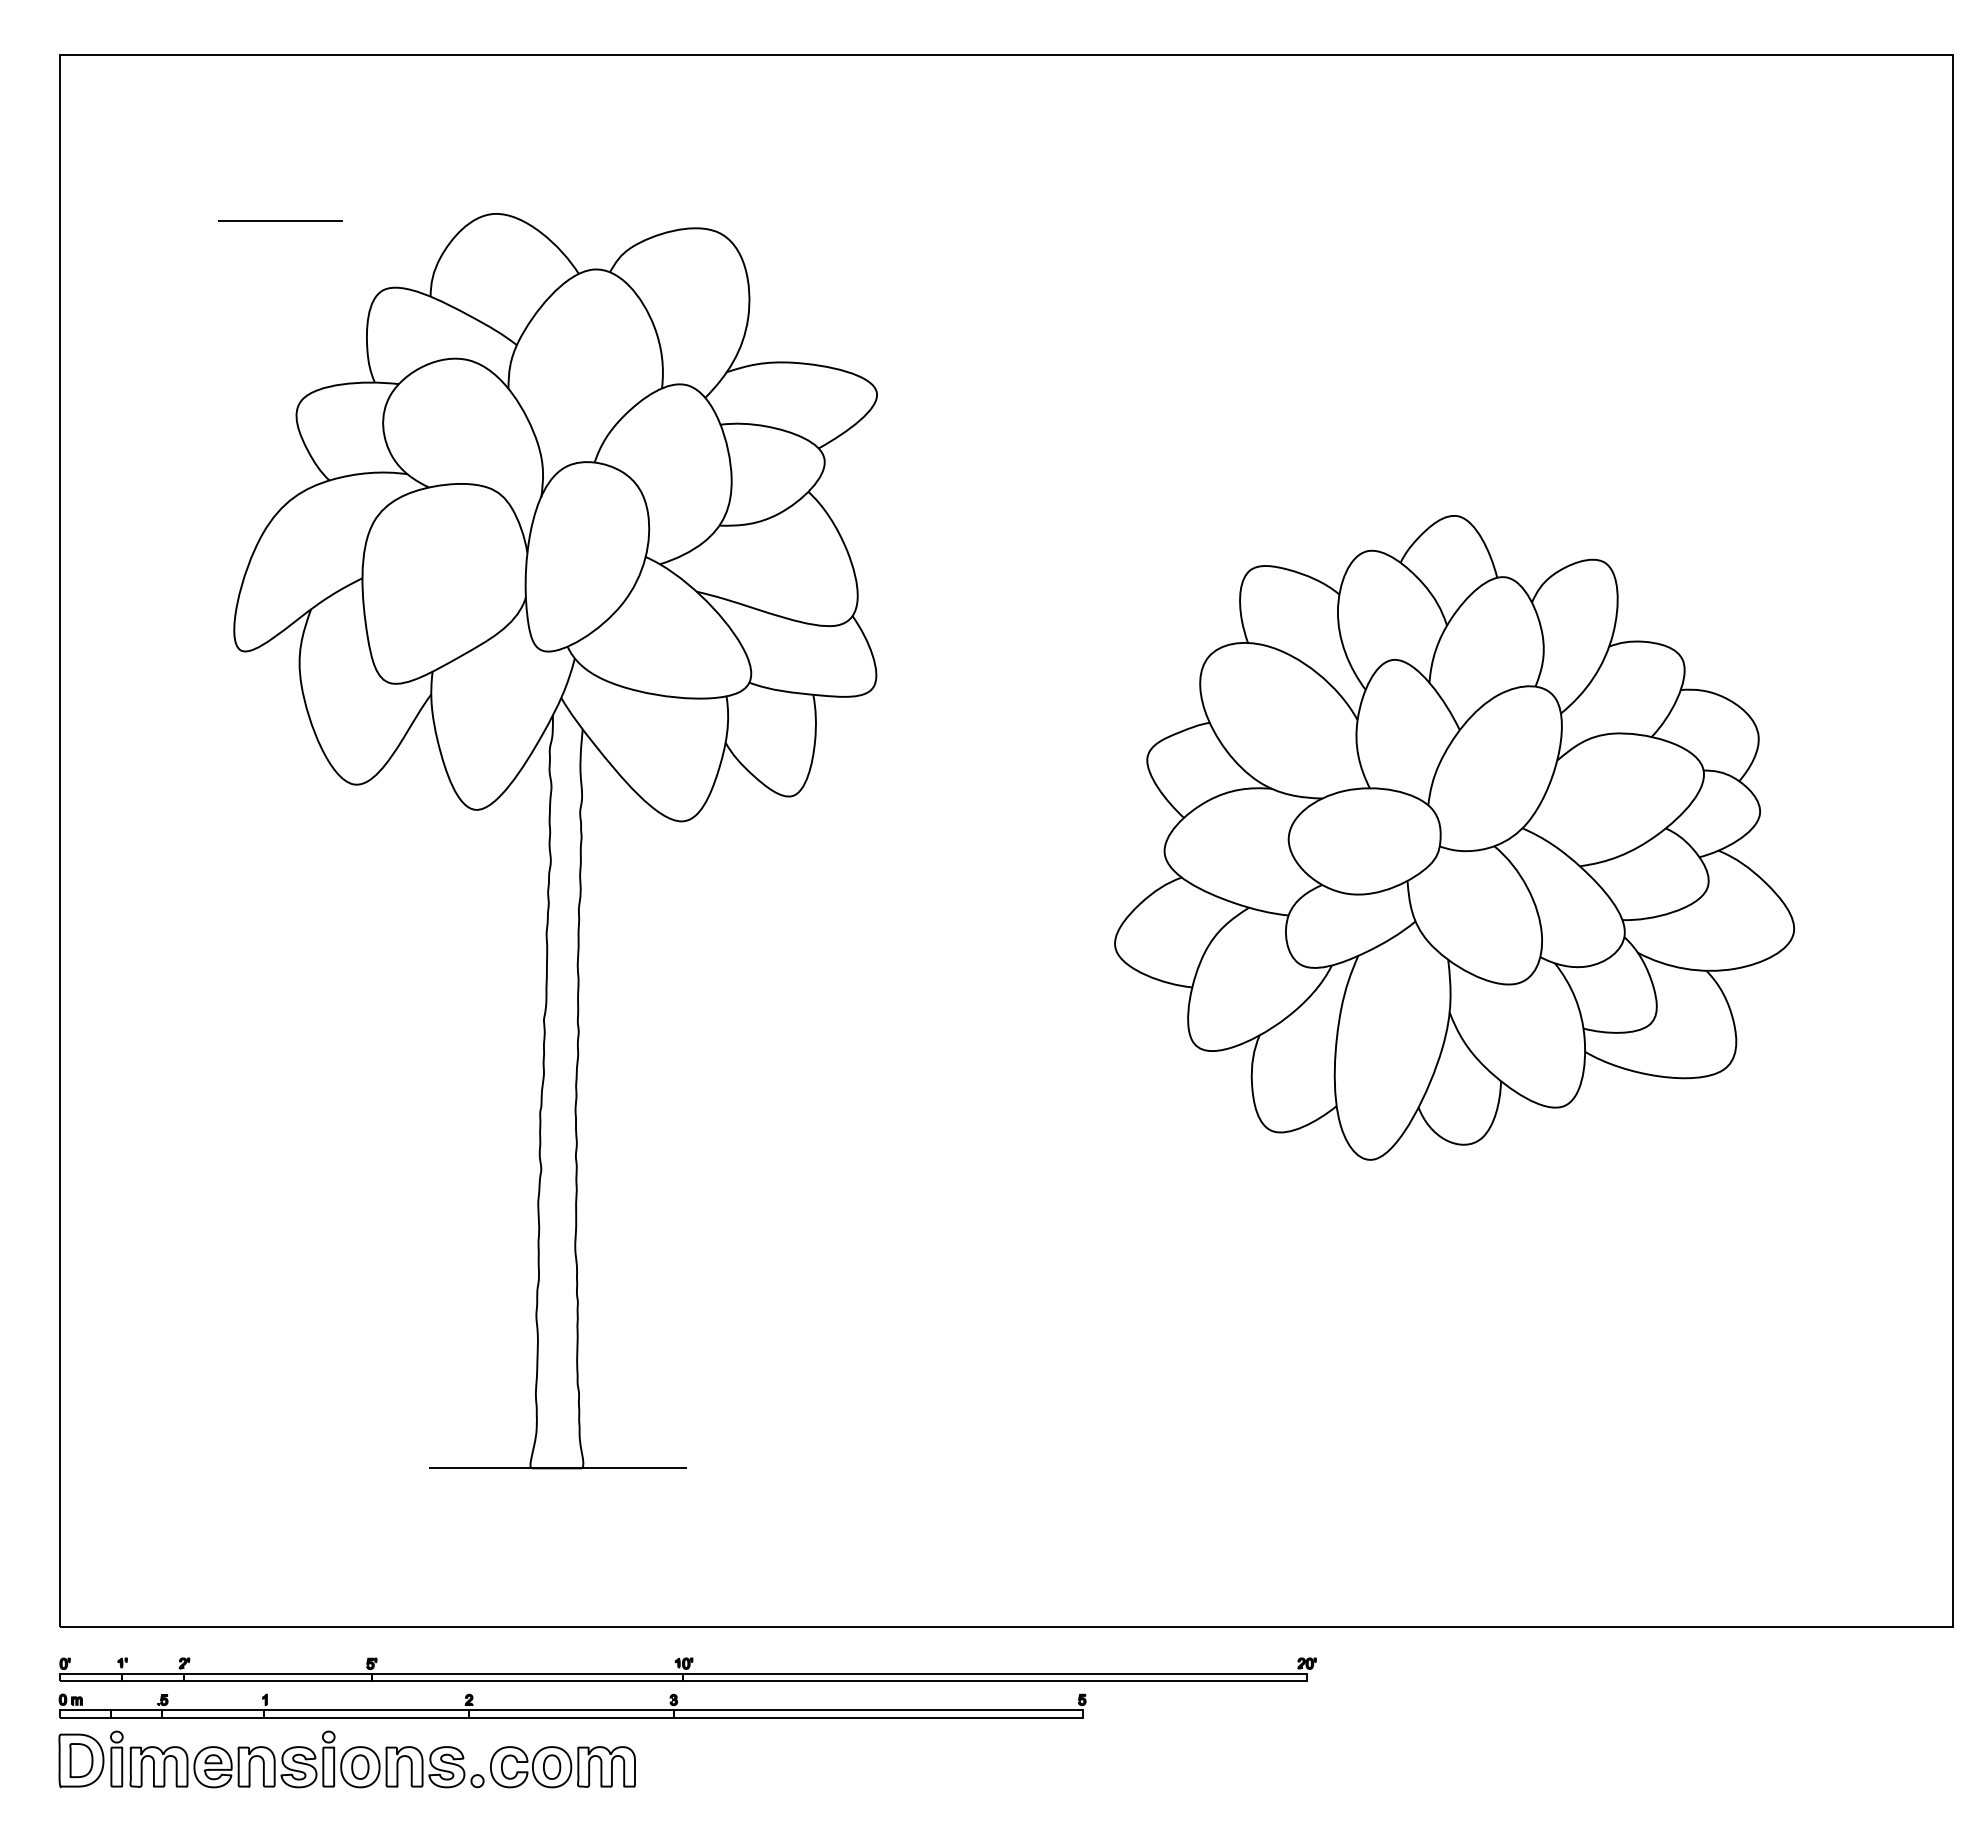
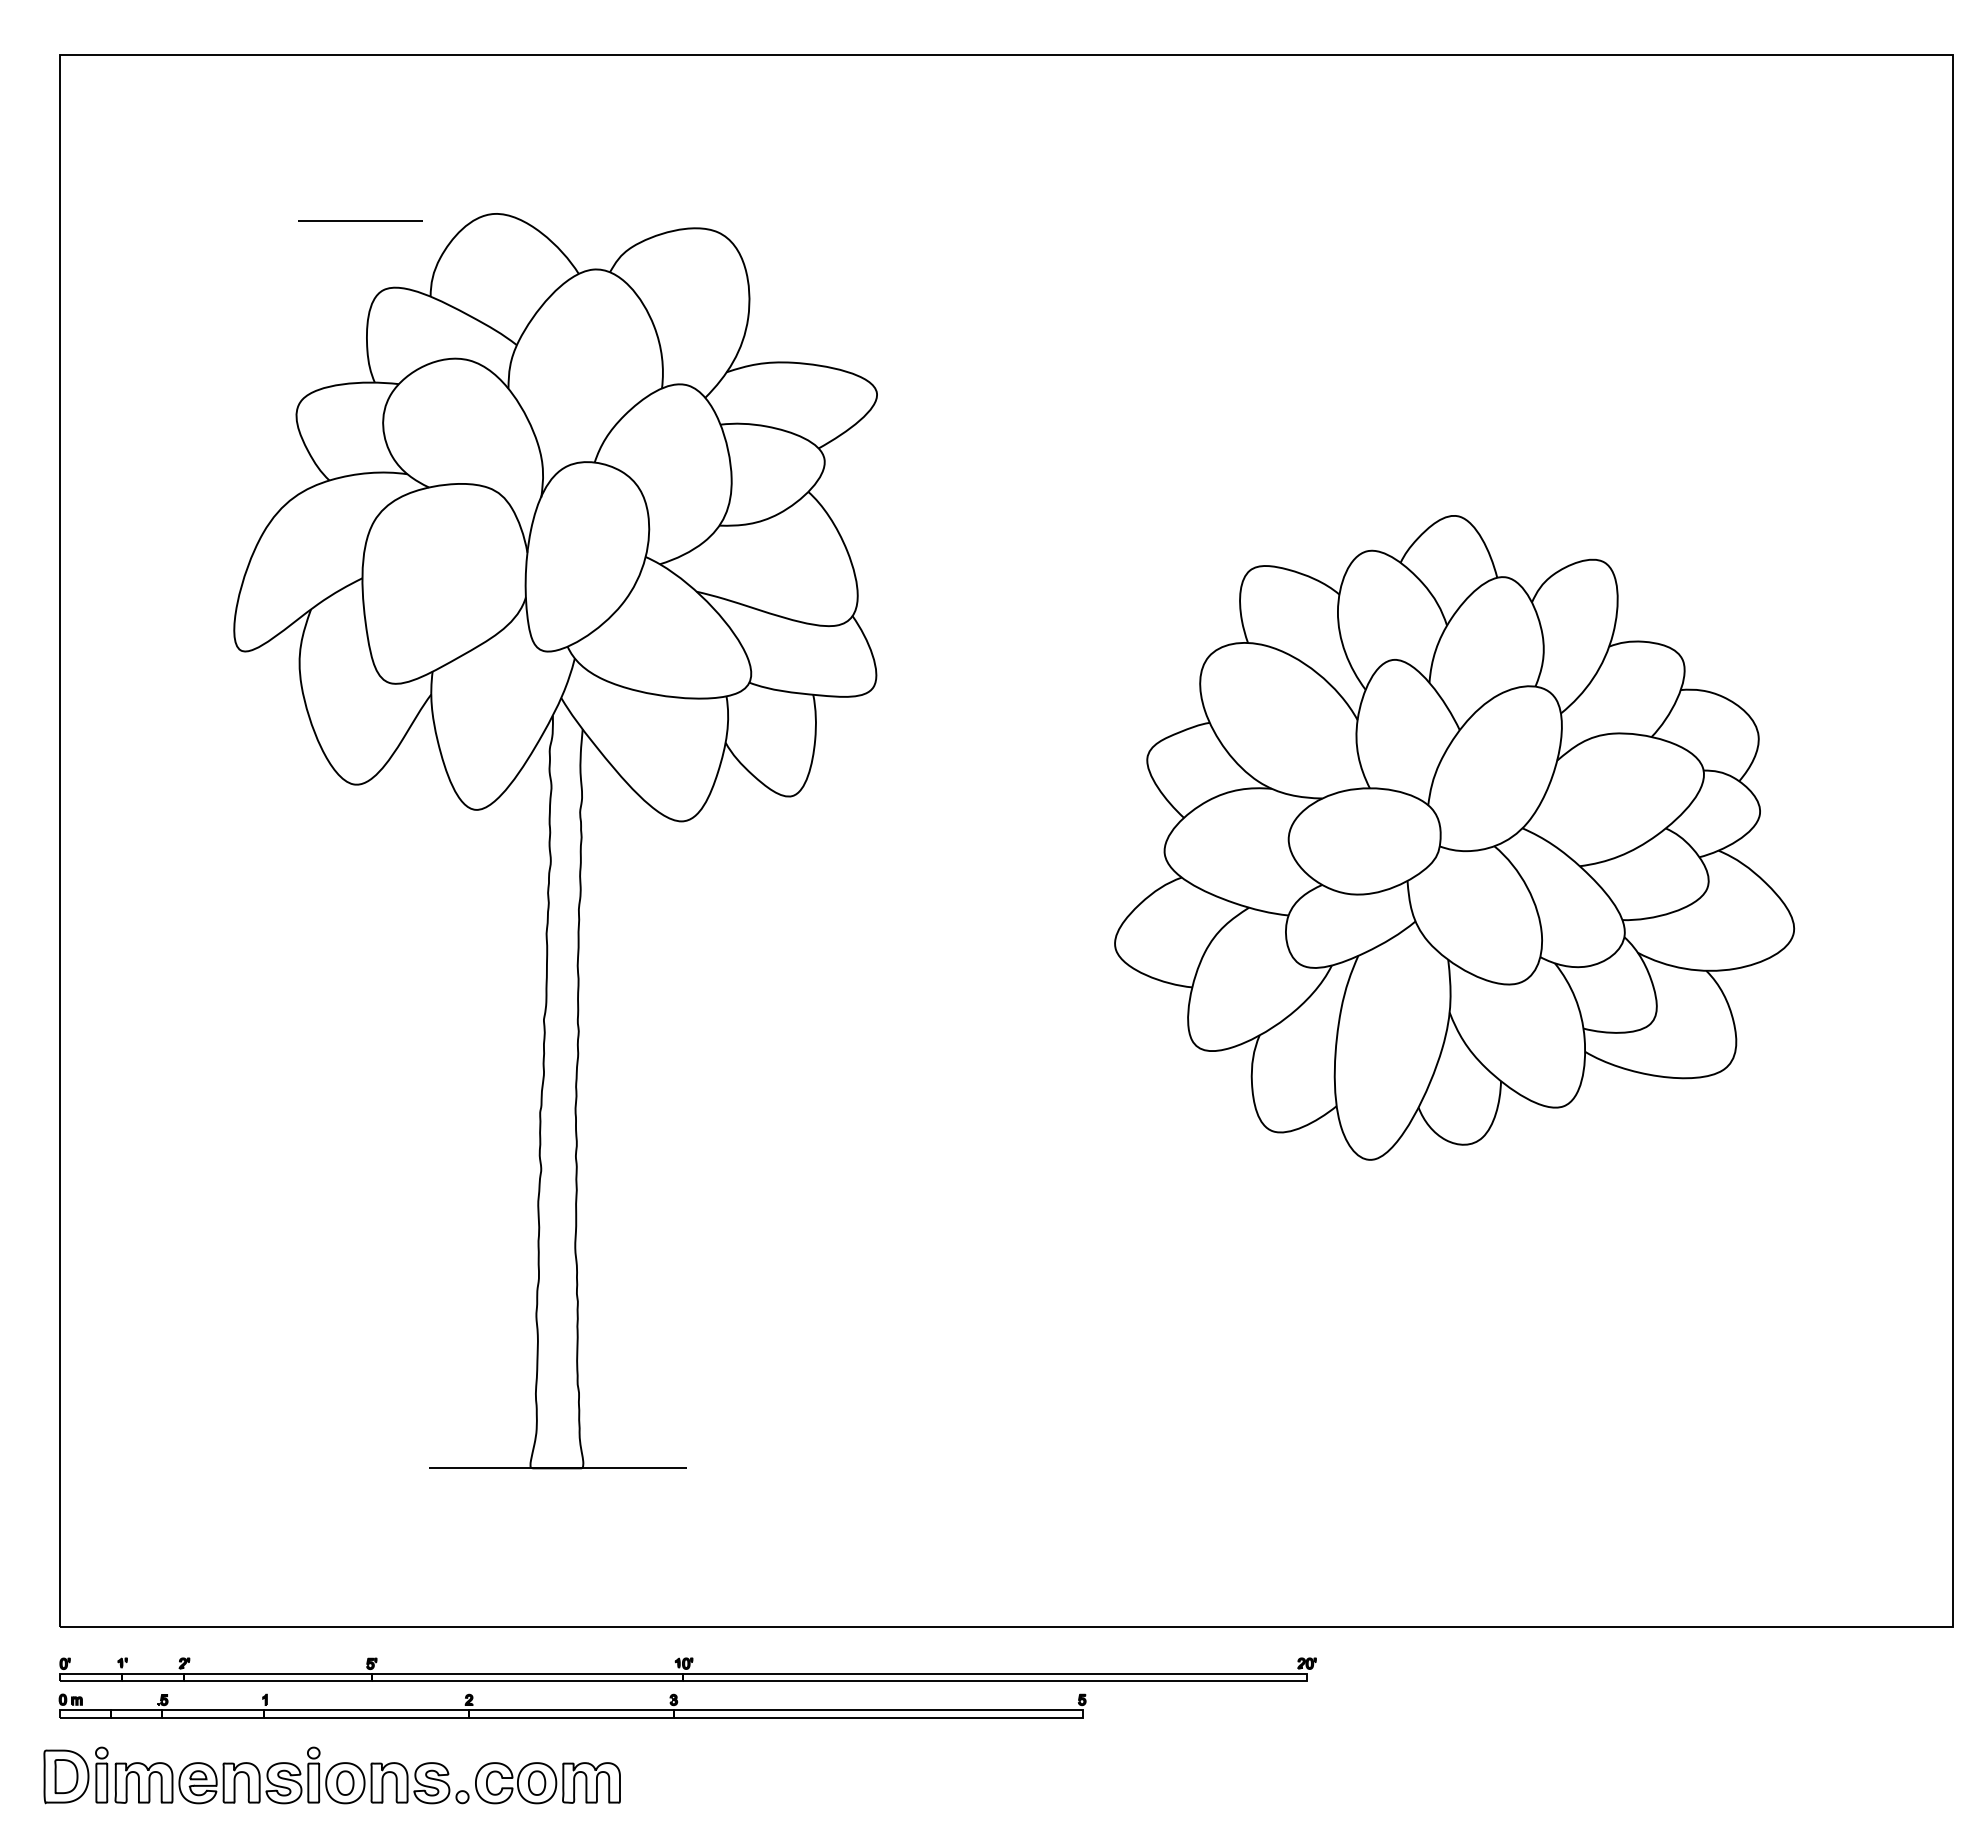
line position: (280, 220) -> (360, 220) (360, 220)
part position: (346, 1759) -> (331, 1775) (331, 1775)
